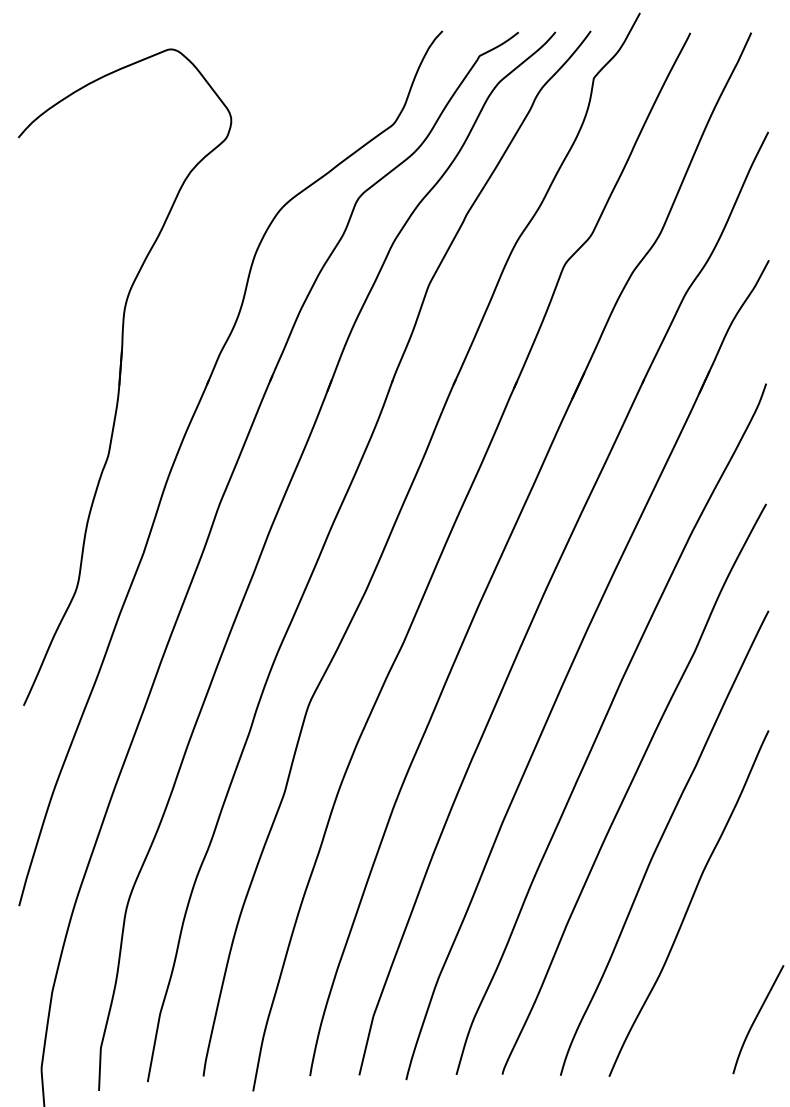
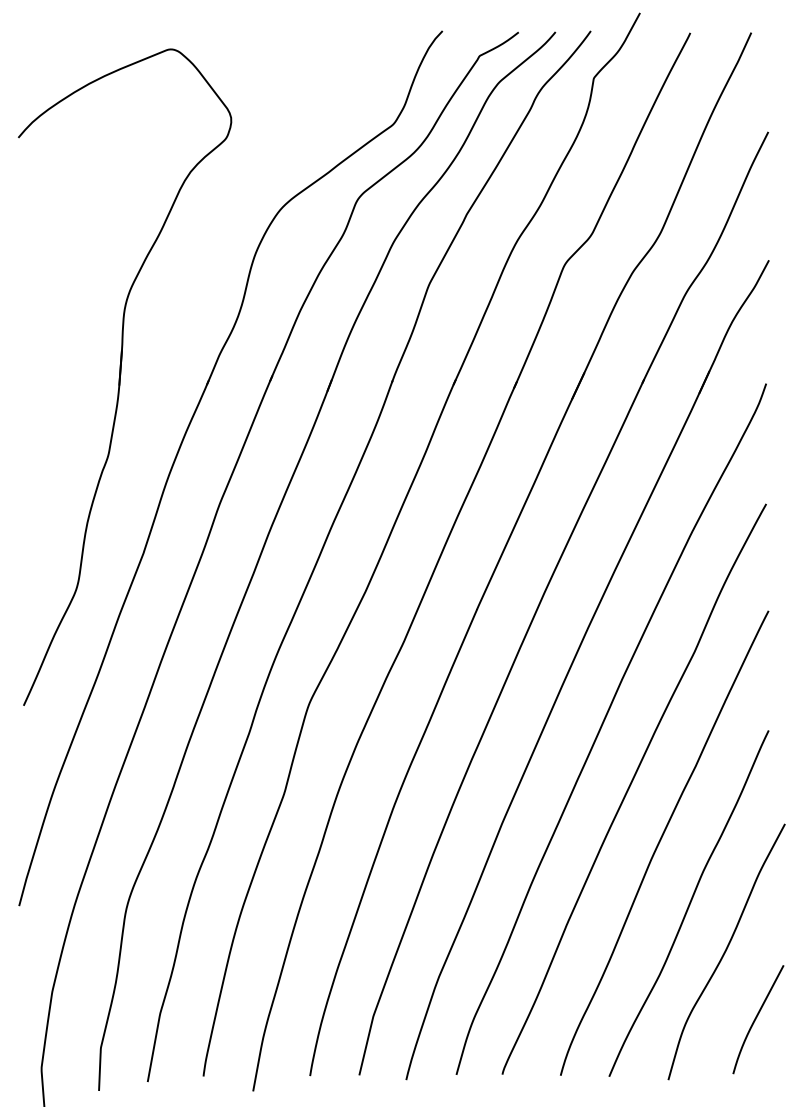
curve: none -> present (726, 951)
